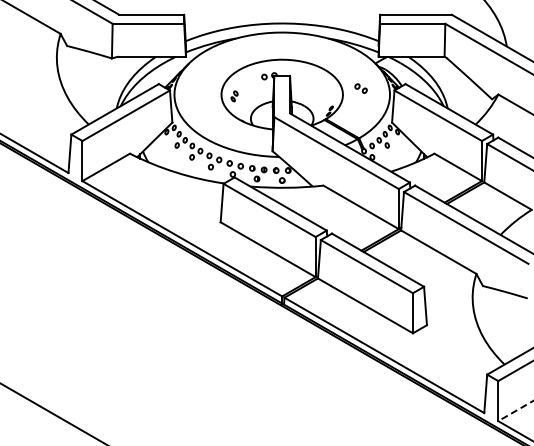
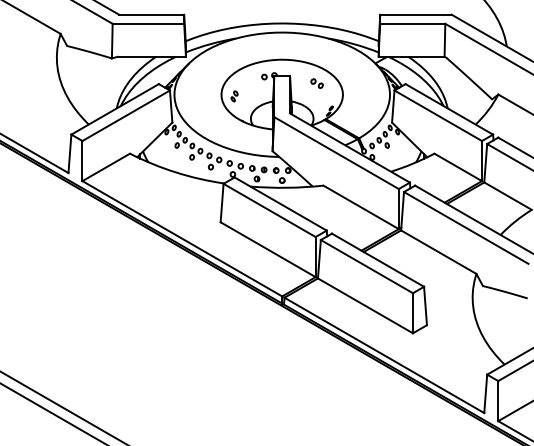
part position: (360, 88) -> (316, 83) (316, 83)
line: none -> present (62, 407)
line: dashed -> solid (515, 411)
